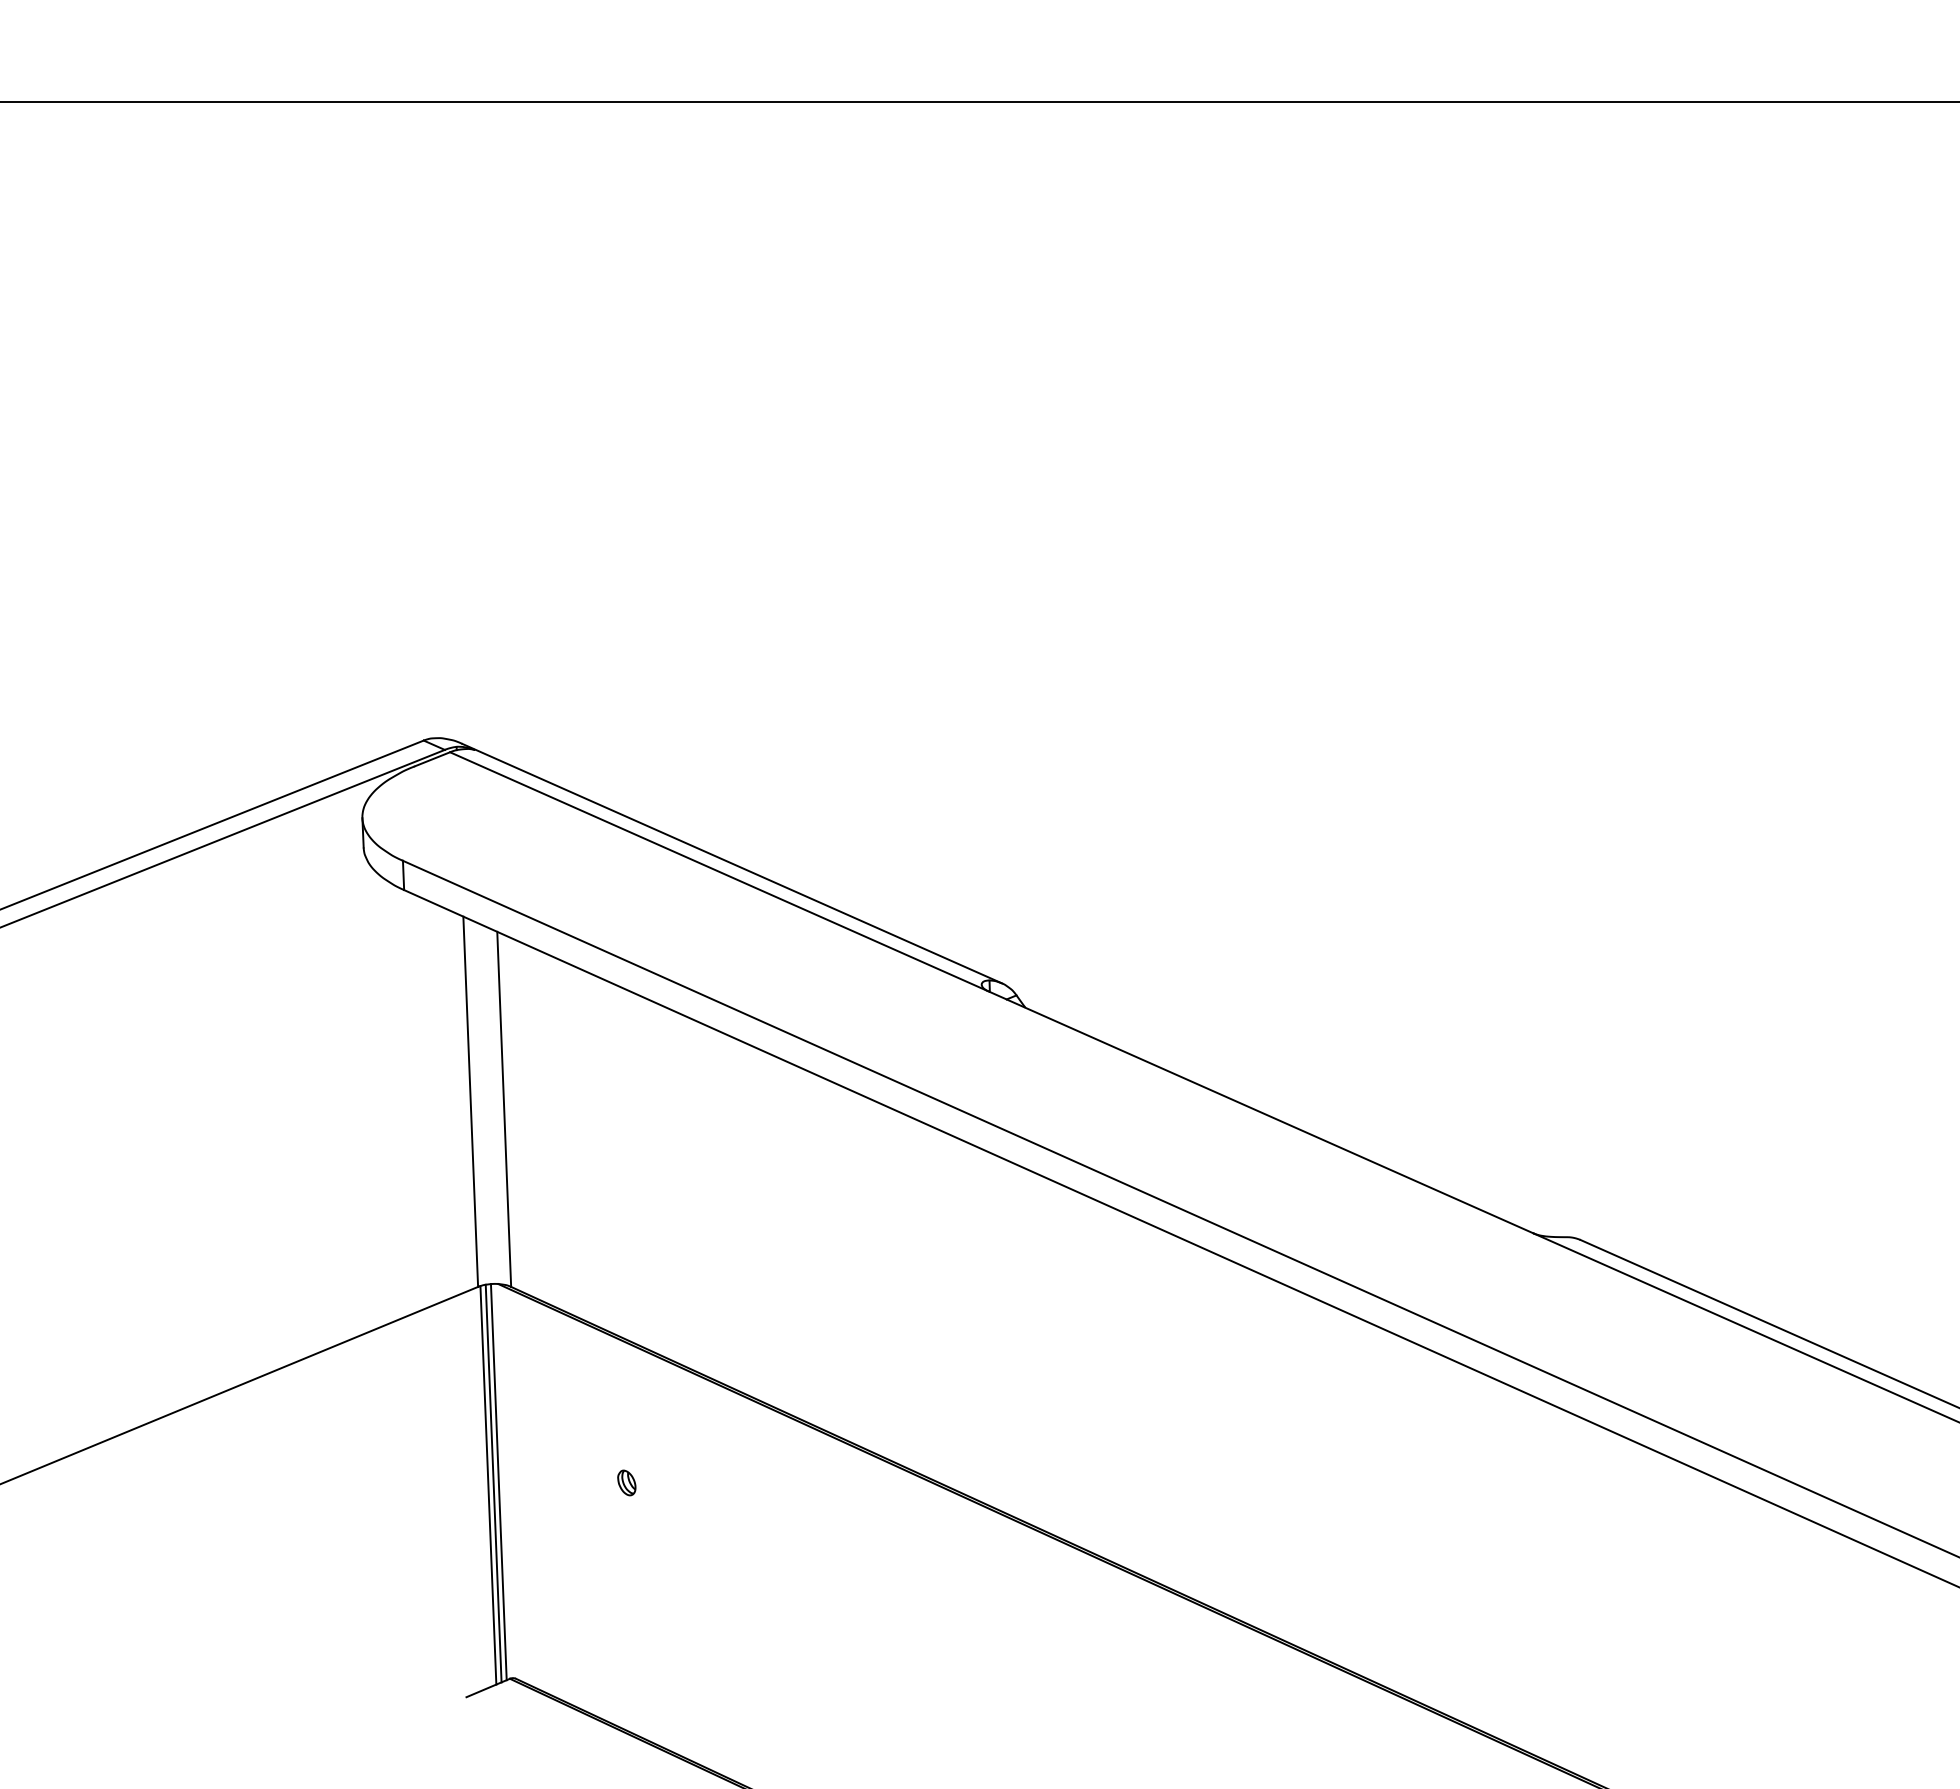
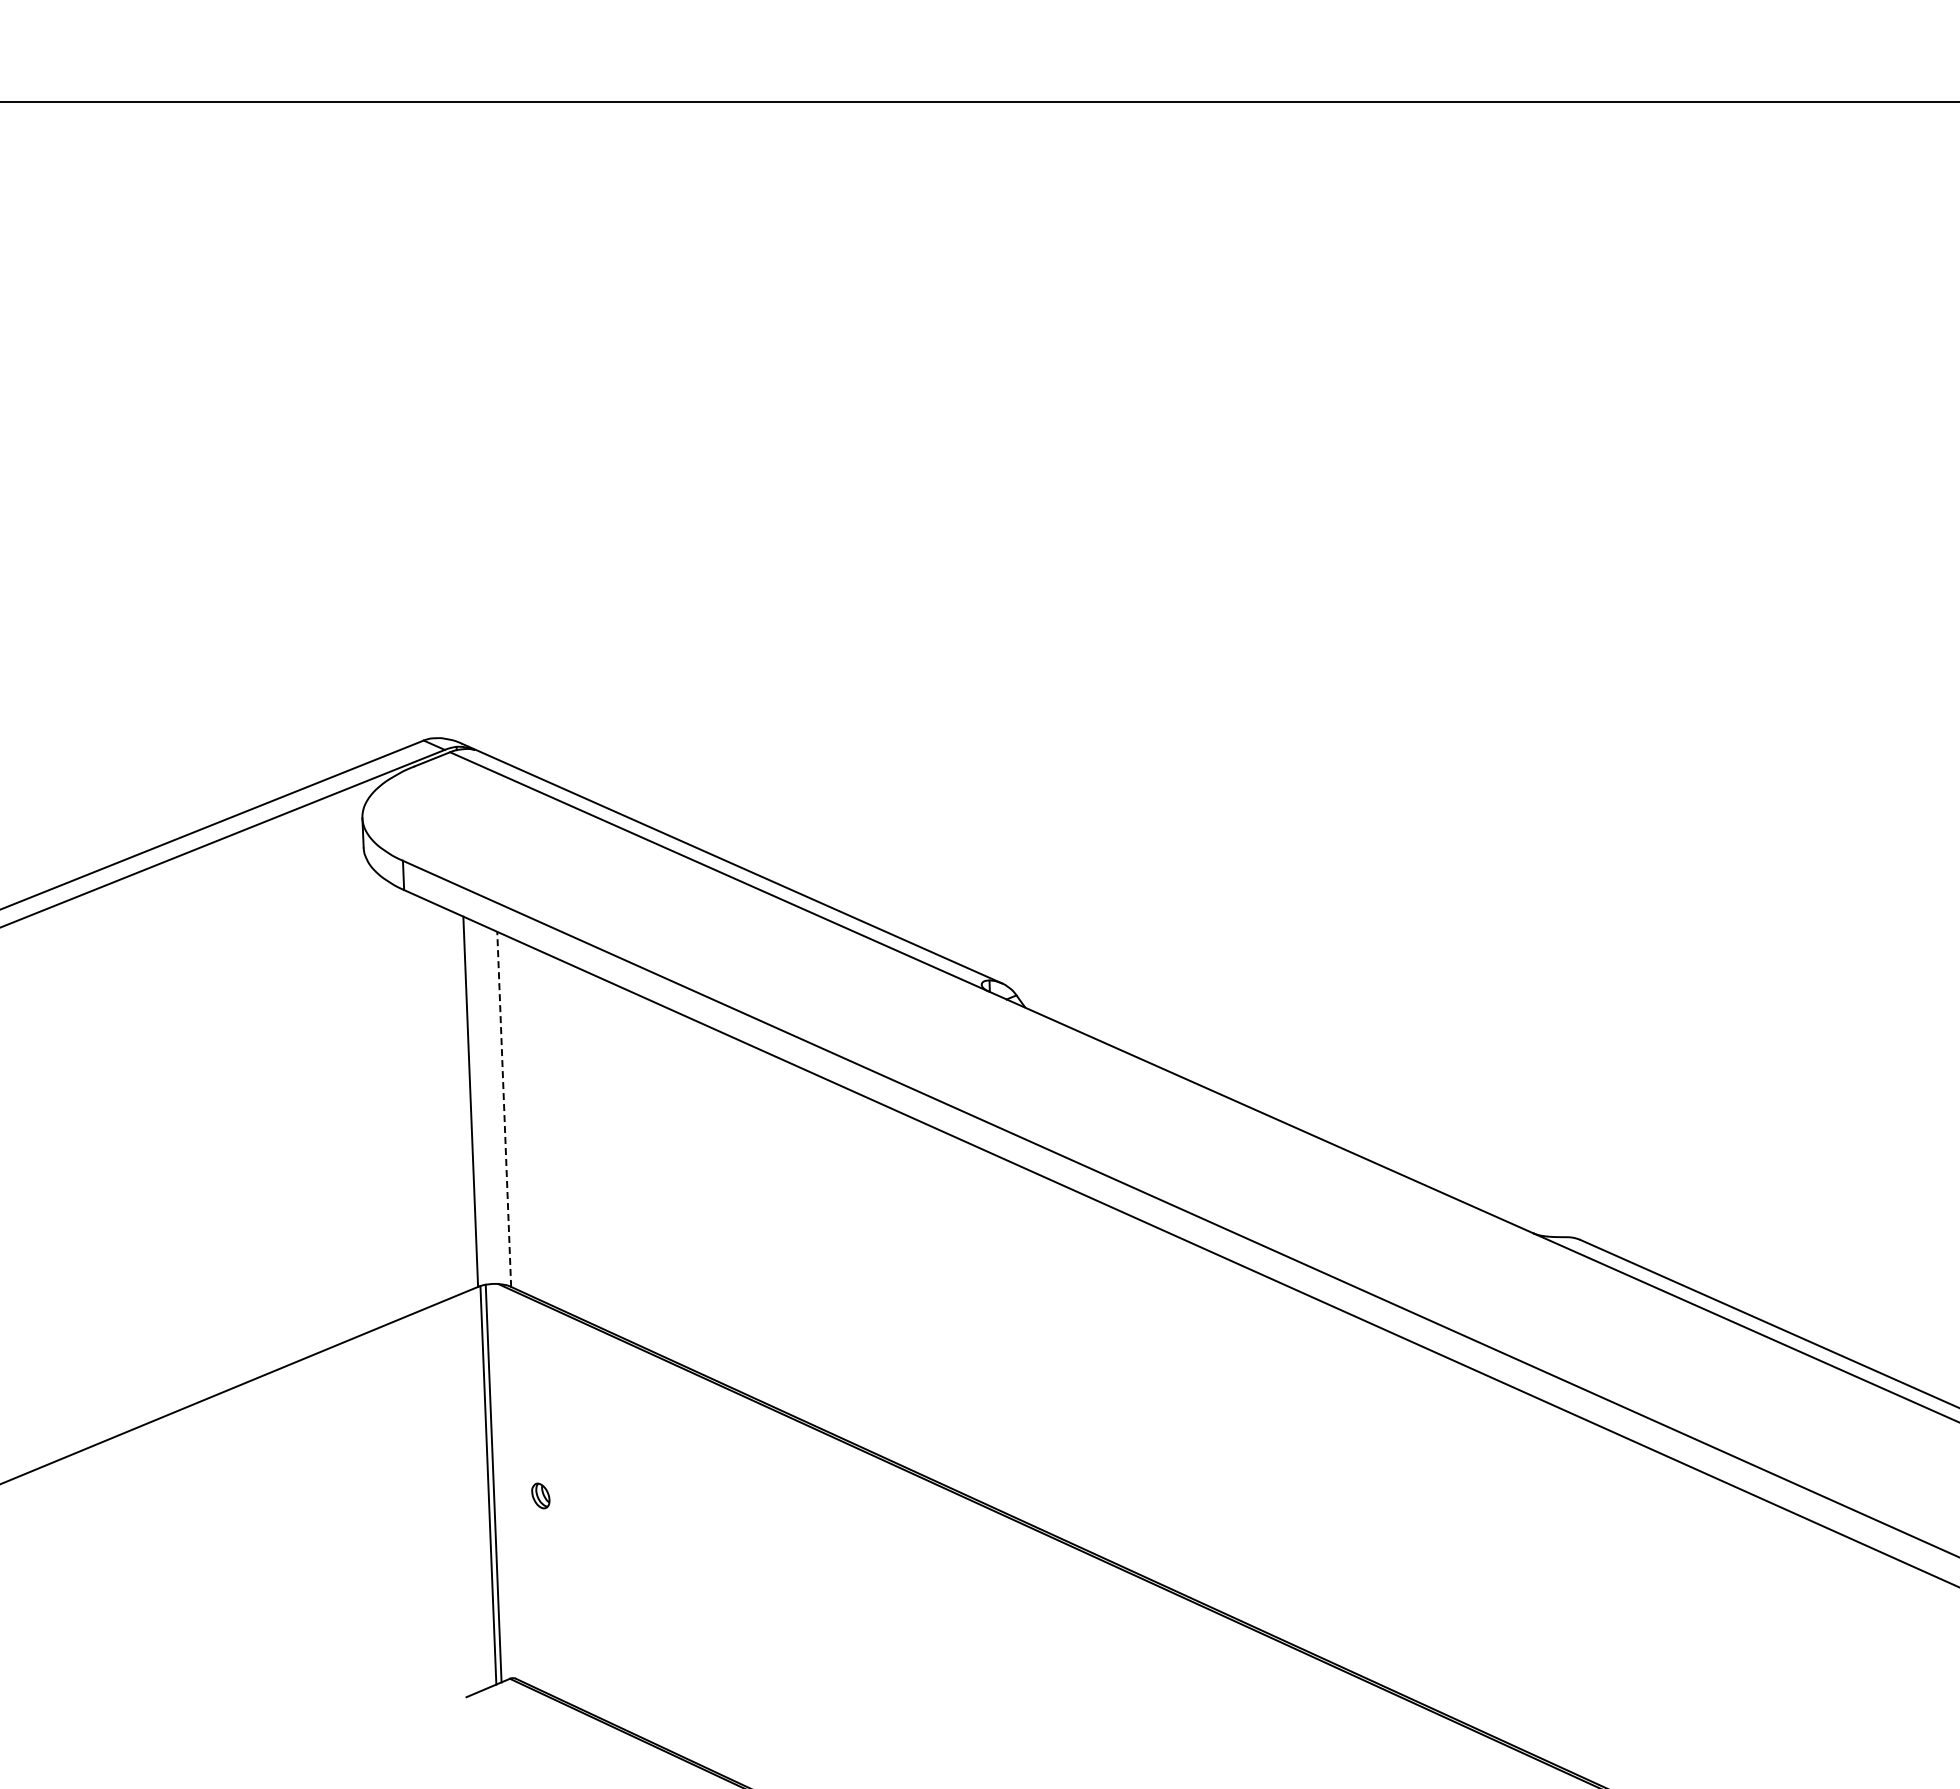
line: solid -> dashed (504, 1109)
line: present -> none (498, 1482)
part position: (626, 1482) -> (540, 1495) (540, 1495)
